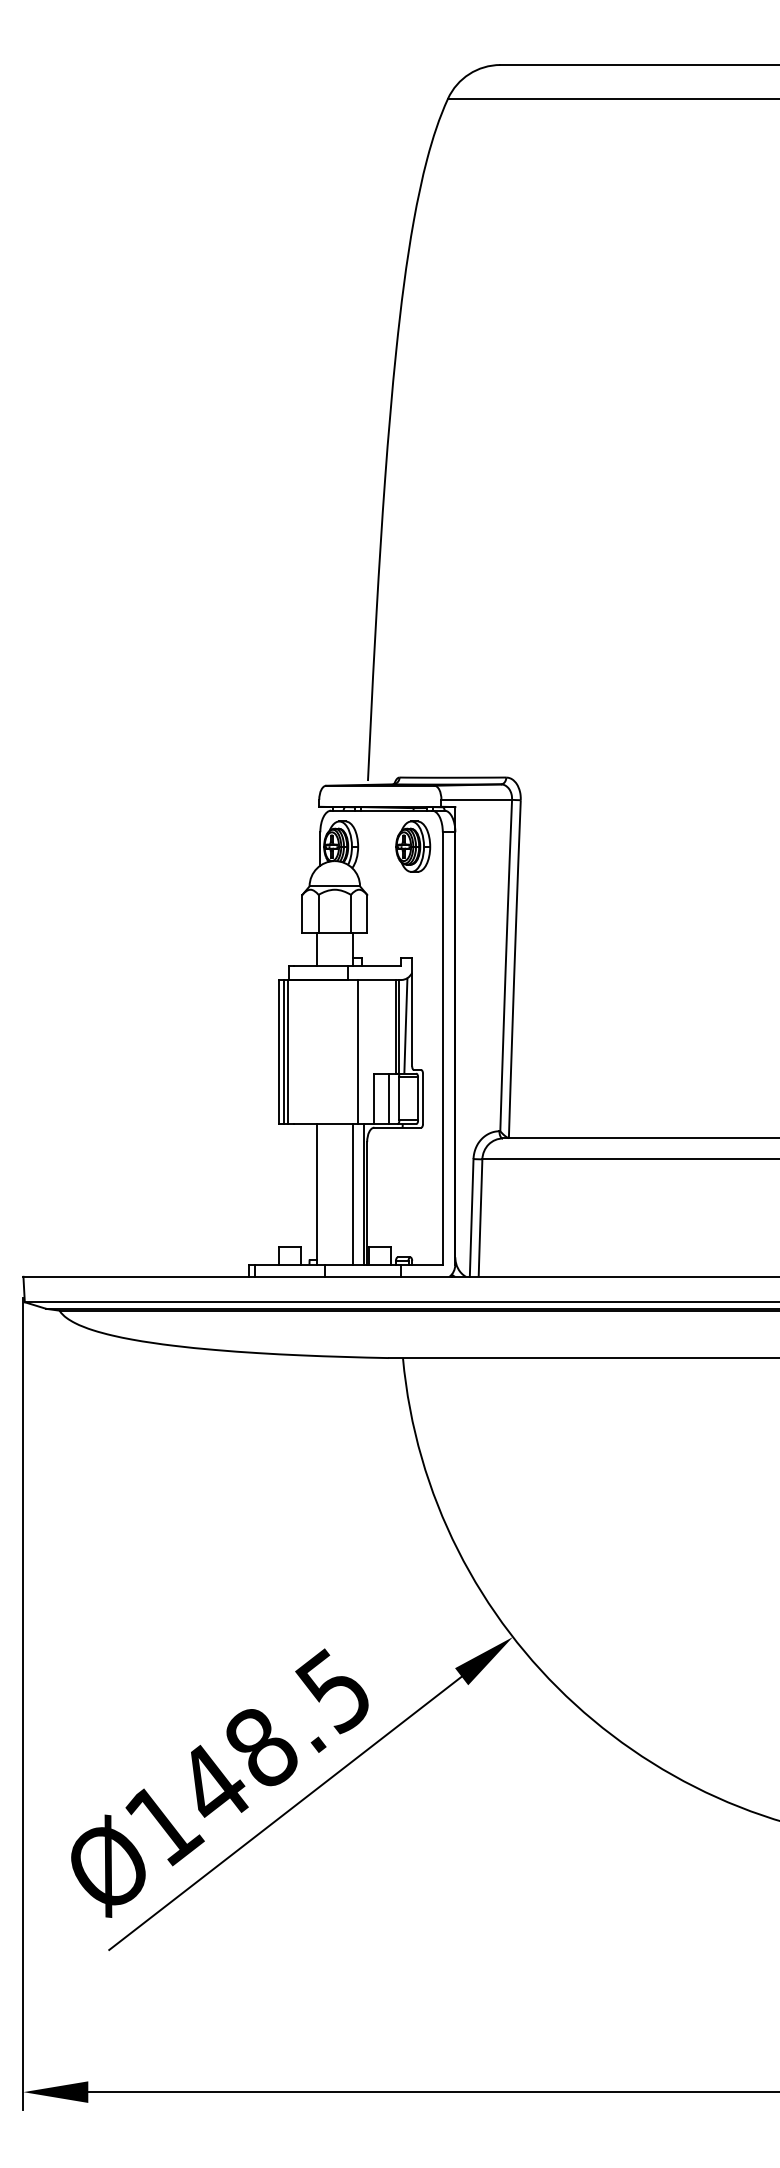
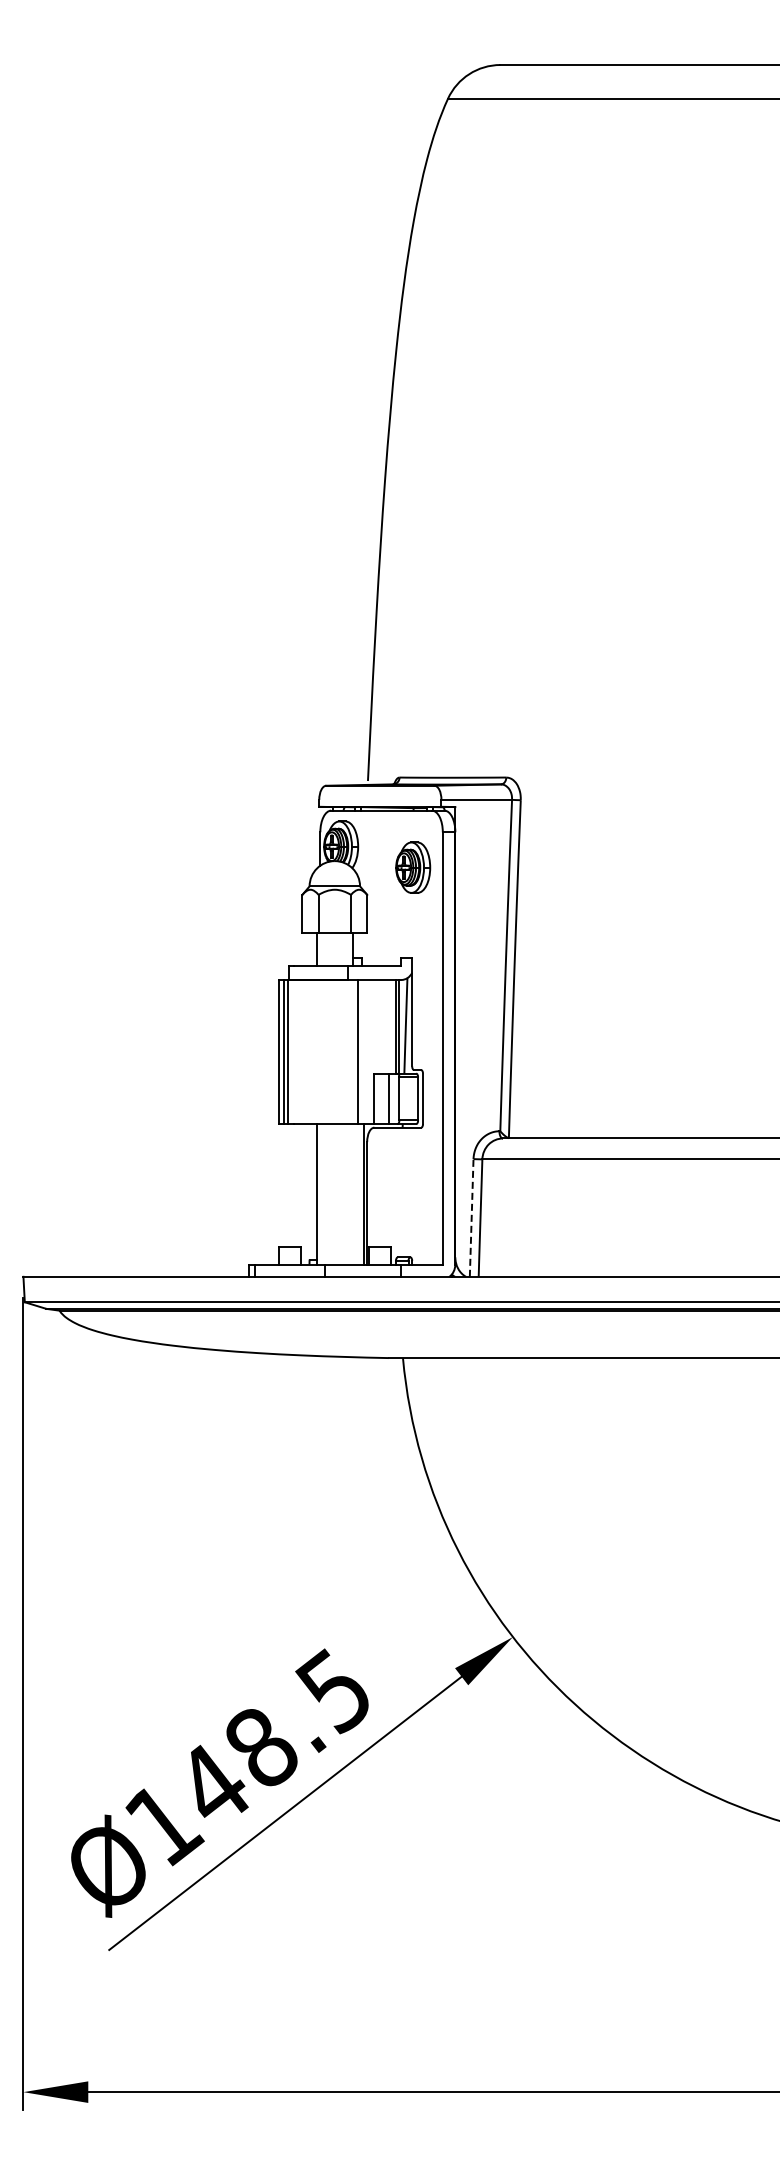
part position: (413, 846) -> (413, 867) (413, 867)
line: present -> none (352, 1194)
line: solid -> dashed (471, 1217)
